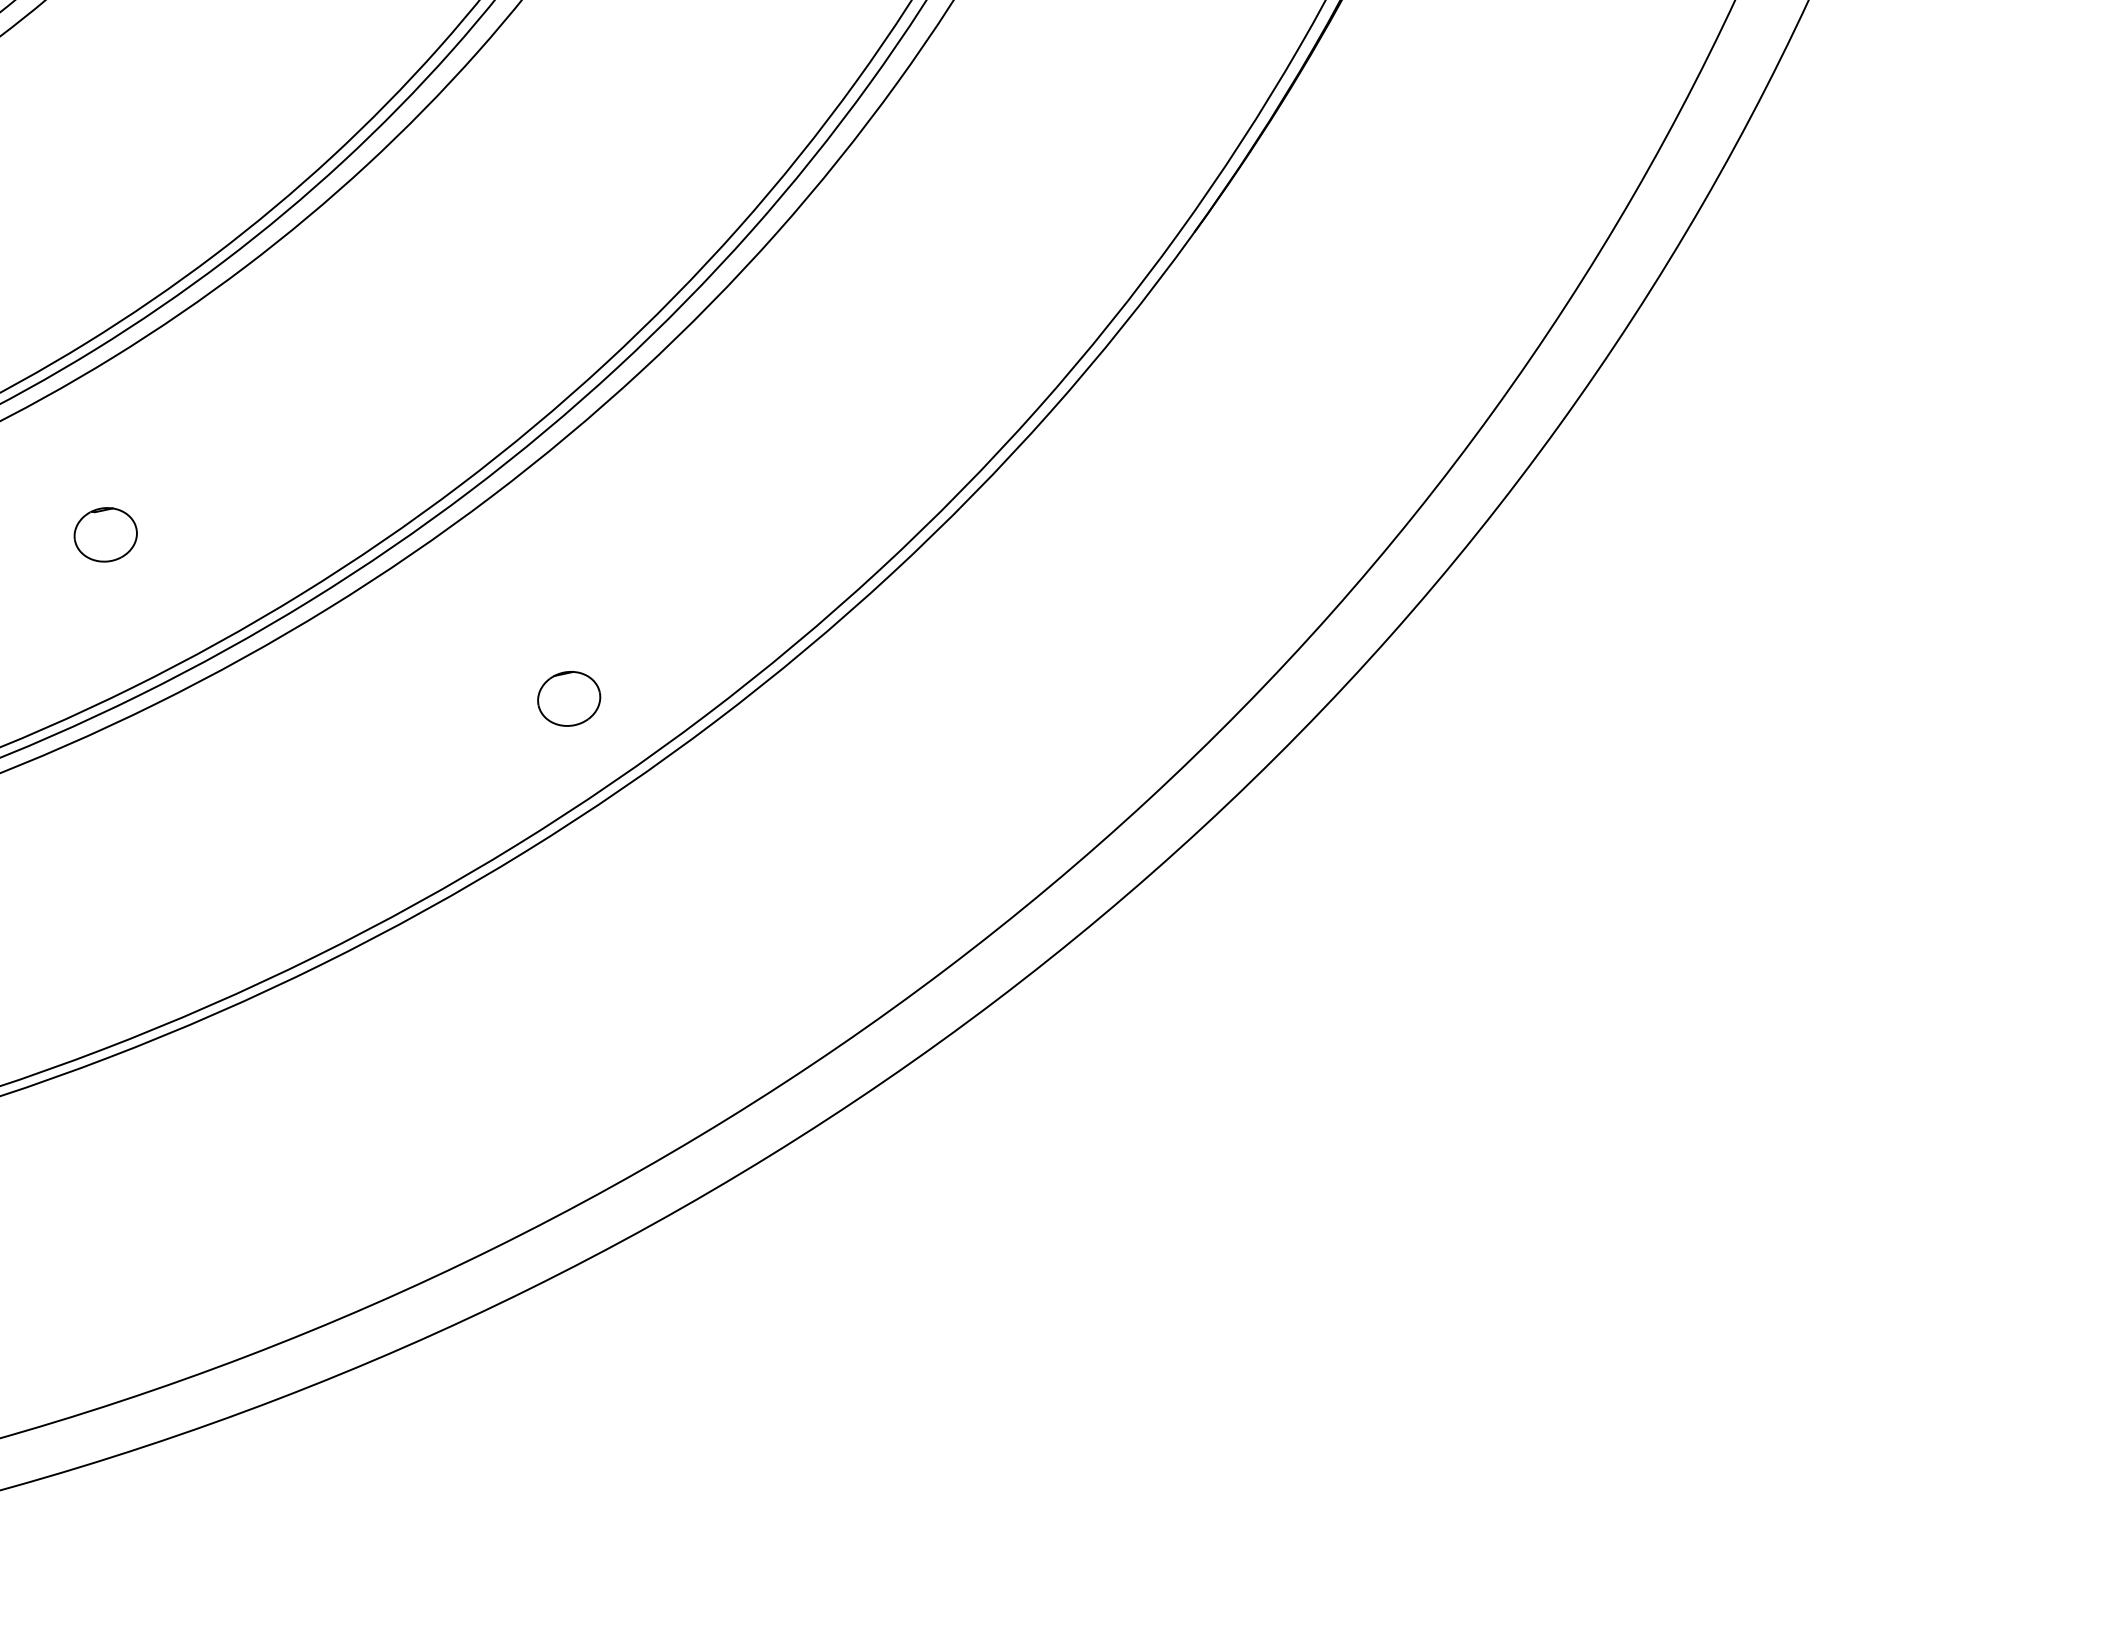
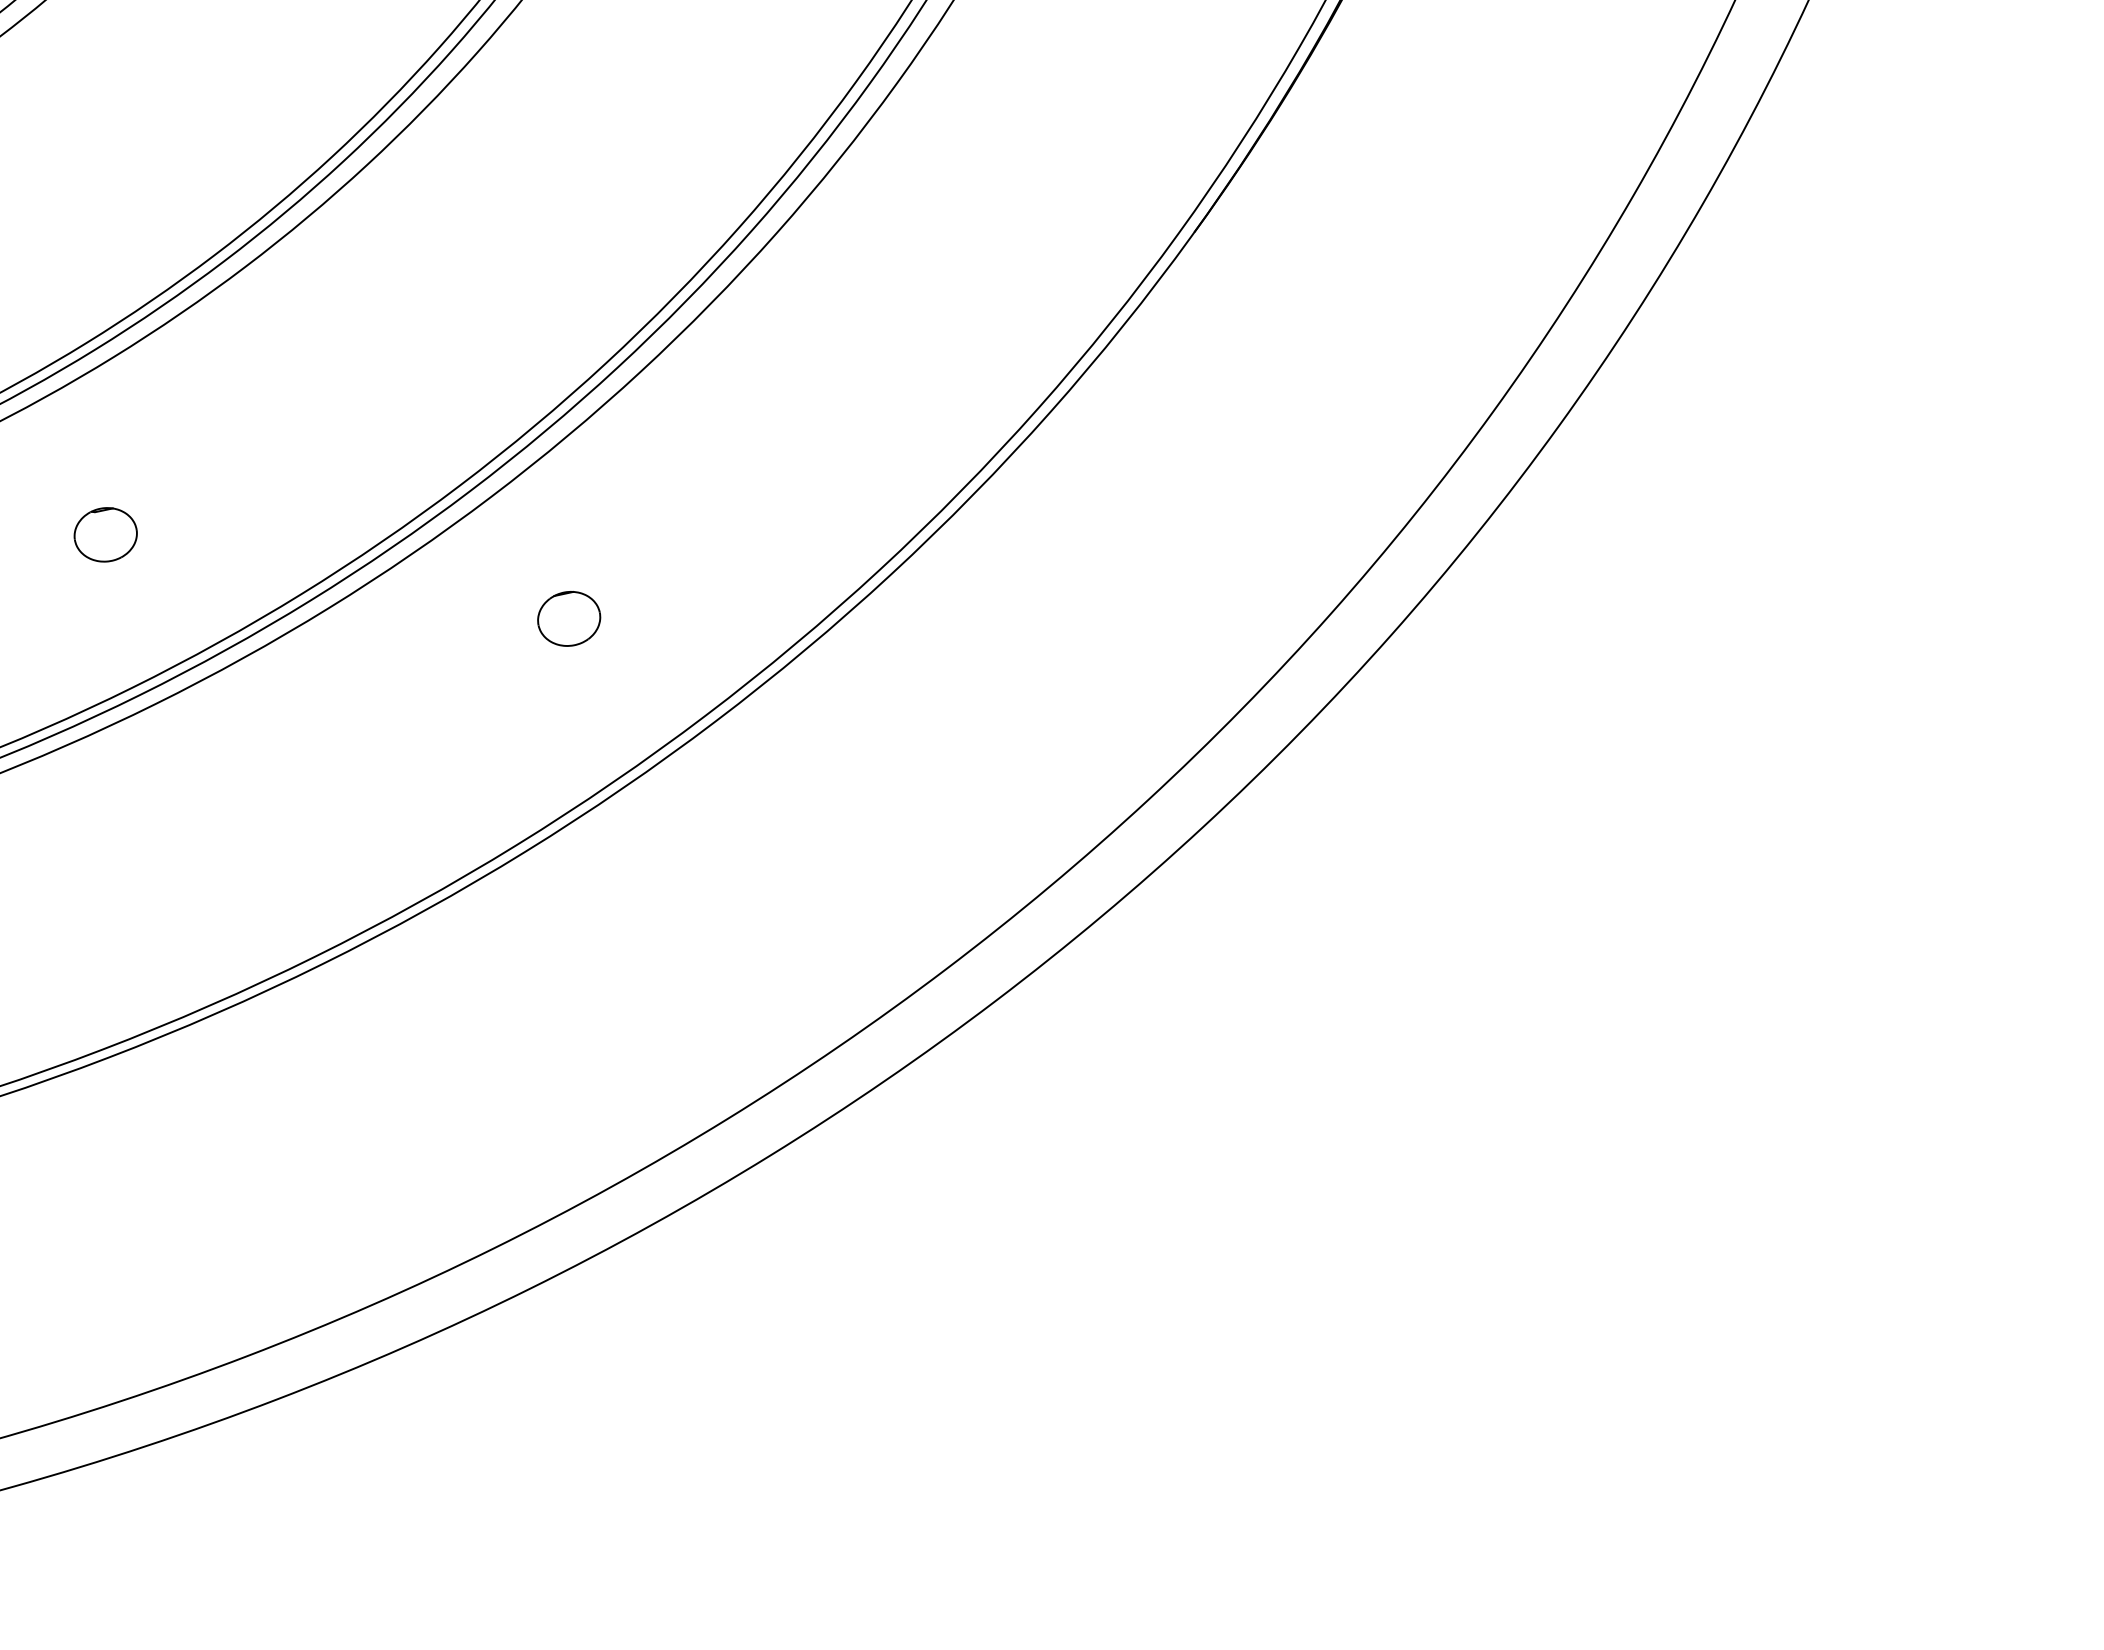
part position: (569, 698) -> (569, 618) (569, 618)
